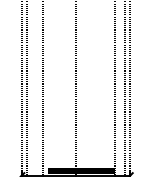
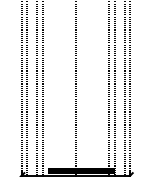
line: none -> present (37, 87)
line: none -> present (109, 87)
